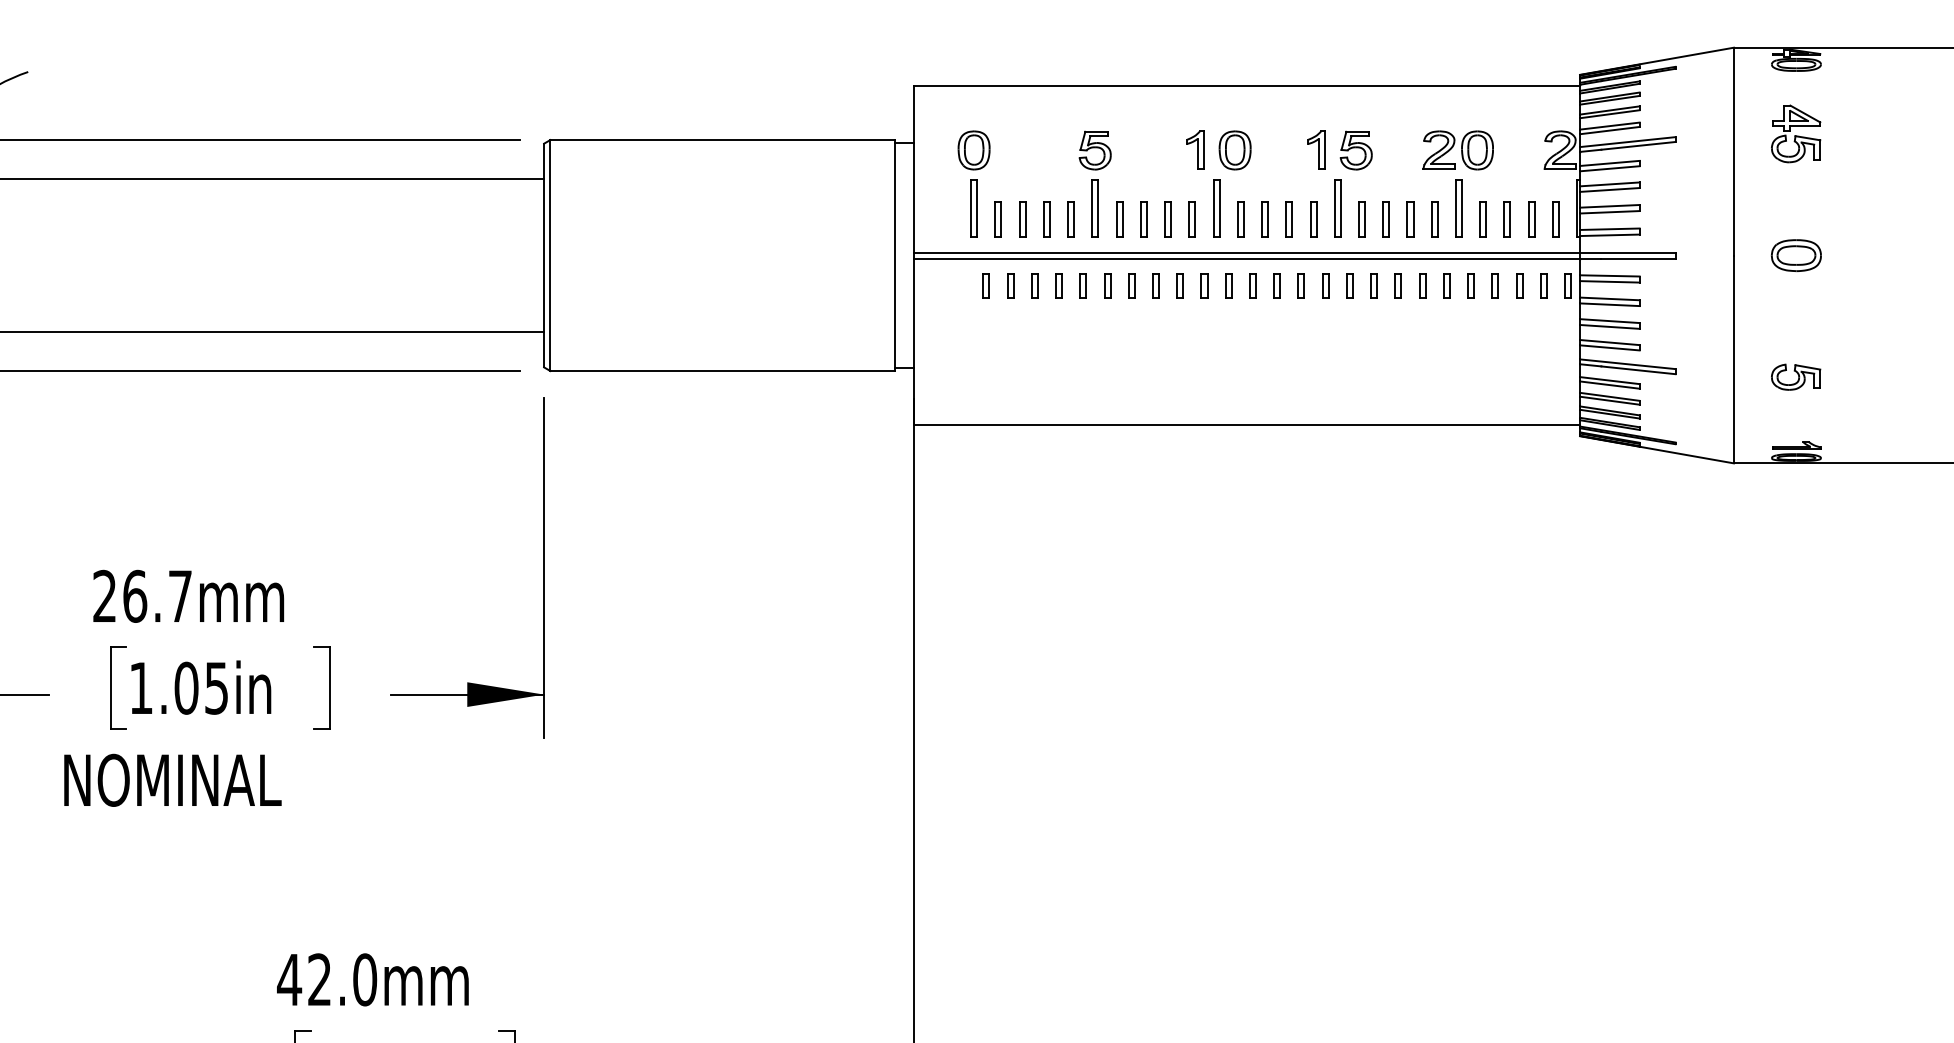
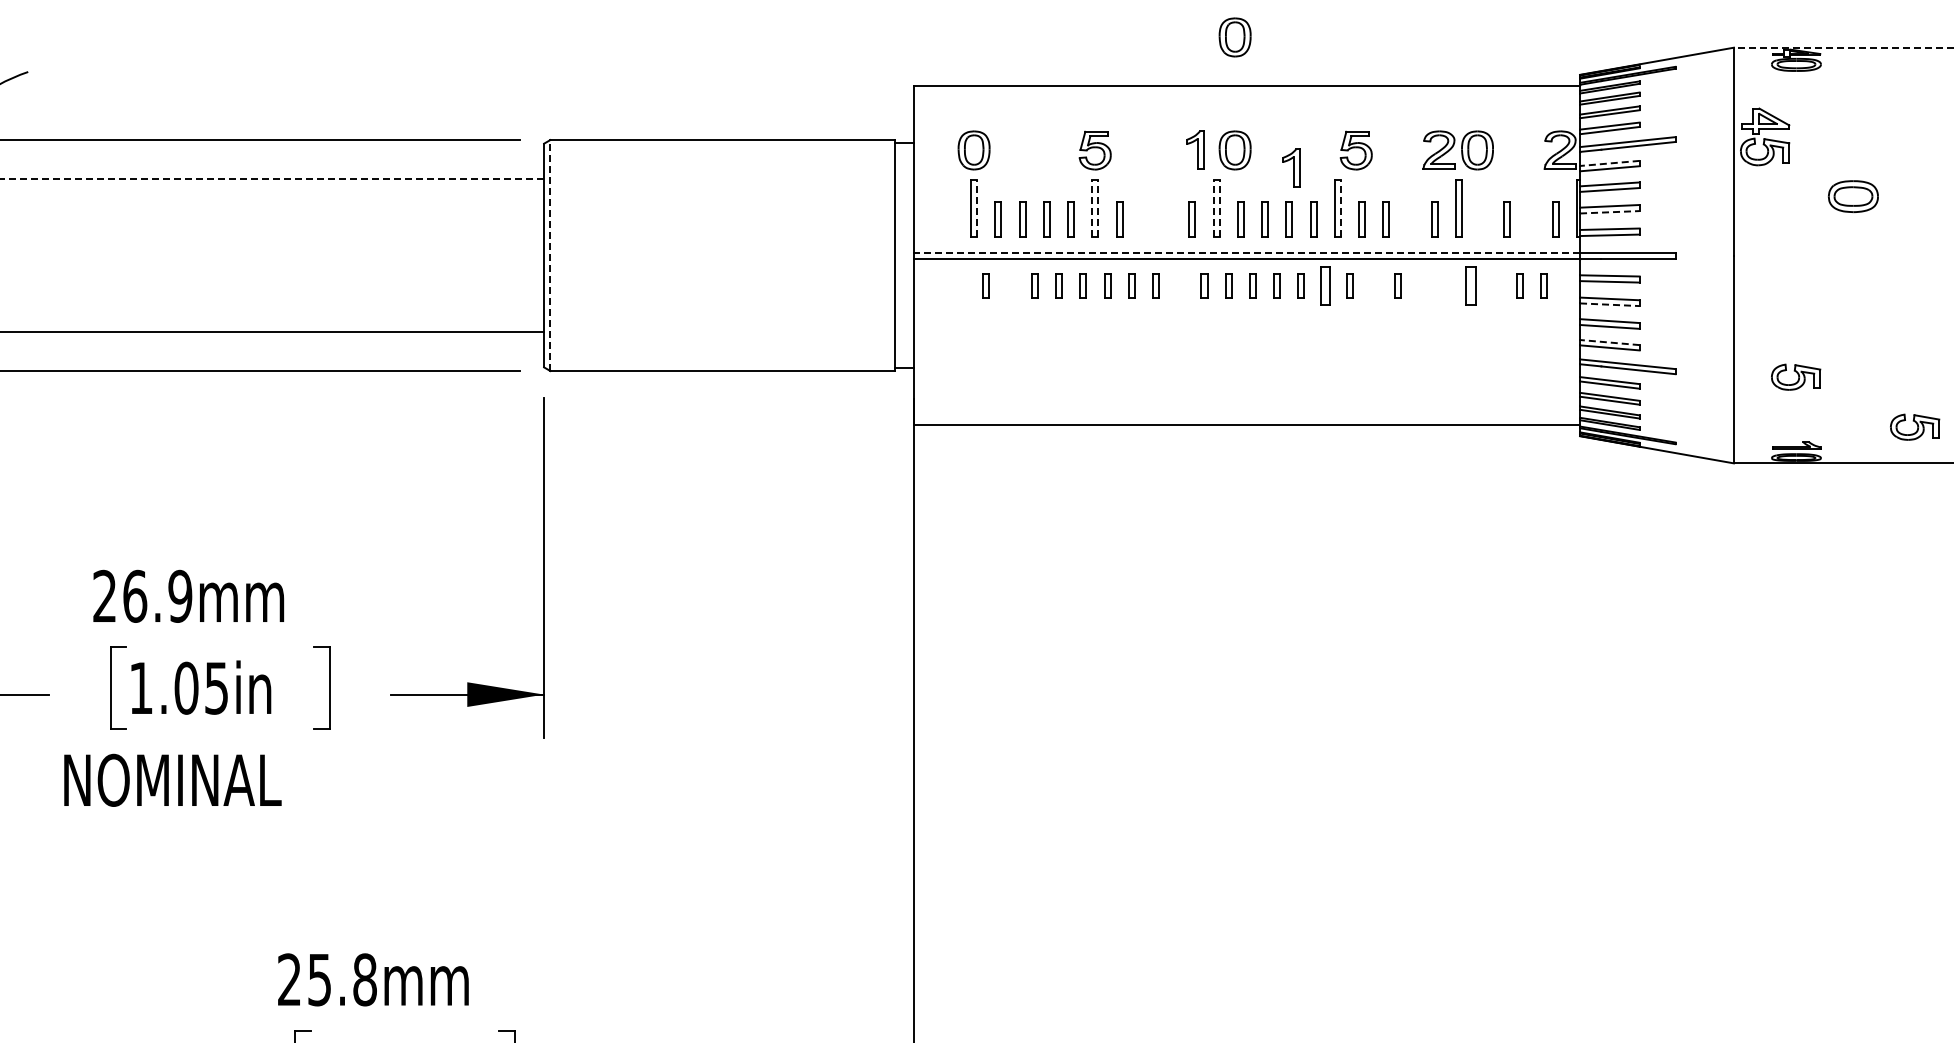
part: none -> present (1234, 37)
line: solid -> dashed (1843, 47)
part position: (1796, 133) -> (1765, 136) (1765, 136)
part position: (1316, 149) -> (1291, 167) (1291, 167)
line: solid -> dashed (1609, 163)
line: solid -> dashed (272, 178)
line: solid -> dashed (977, 208)
line: solid -> dashed (1092, 208)
line: solid -> dashed (1098, 208)
line: solid -> dashed (1213, 208)
line: solid -> dashed (1219, 208)
line: solid -> dashed (1340, 208)
line: solid -> dashed (1609, 212)
part: present -> none (1143, 219)
part: present -> none (1167, 219)
part: present -> none (1410, 219)
part: present -> none (1482, 219)
part: present -> none (1531, 219)
line: solid -> dashed (1246, 252)
line: solid -> dashed (550, 255)
part position: (1795, 255) -> (1852, 196) (1852, 196)
part: present -> none (1010, 285)
part: present -> none (1179, 285)
part size: 8x26 px -> 11x40 px (1325, 285)
part: present -> none (1373, 285)
part: present -> none (1422, 285)
part: present -> none (1446, 285)
part size: 8x26 px -> 12x40 px (1470, 285)
part: present -> none (1494, 285)
part: present -> none (1567, 285)
line: solid -> dashed (1609, 304)
line: solid -> dashed (1609, 342)
part: none -> present (1915, 426)
text: 26.7mm -> 26.9mm (180, 595)
text: 42.0mm -> 25.8mm (327, 979)
